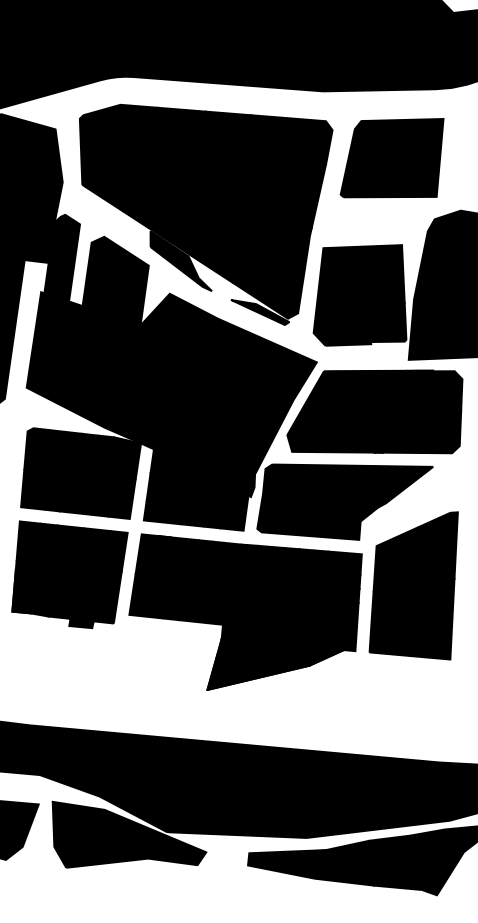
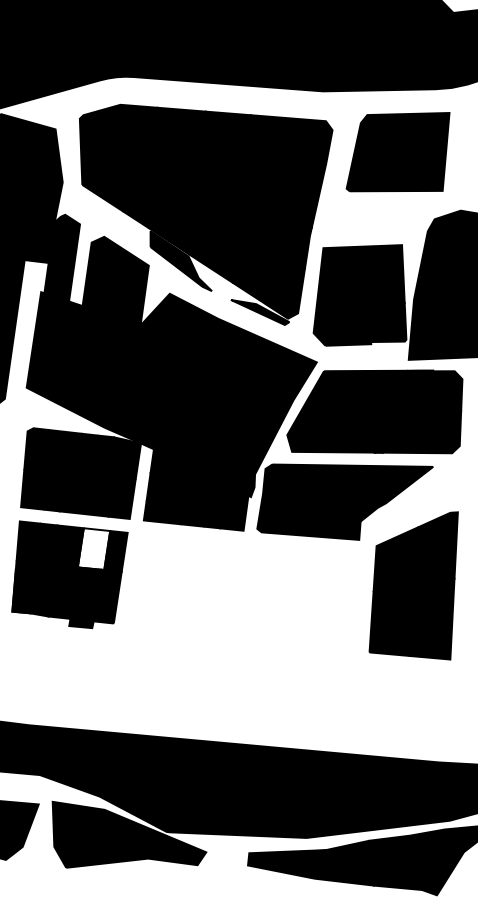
part position: (391, 158) -> (397, 152) (397, 152)
fill: present -> none (93, 549)
part: present -> none (245, 611)
